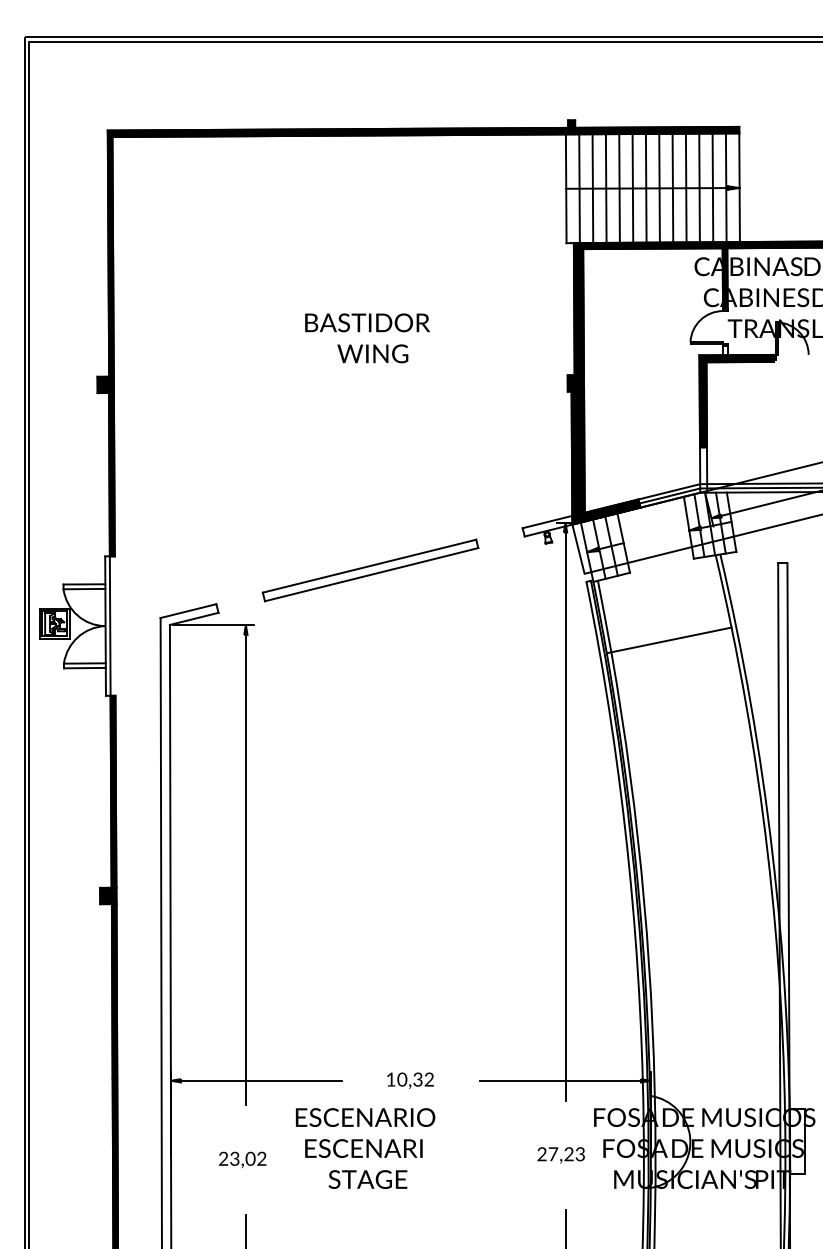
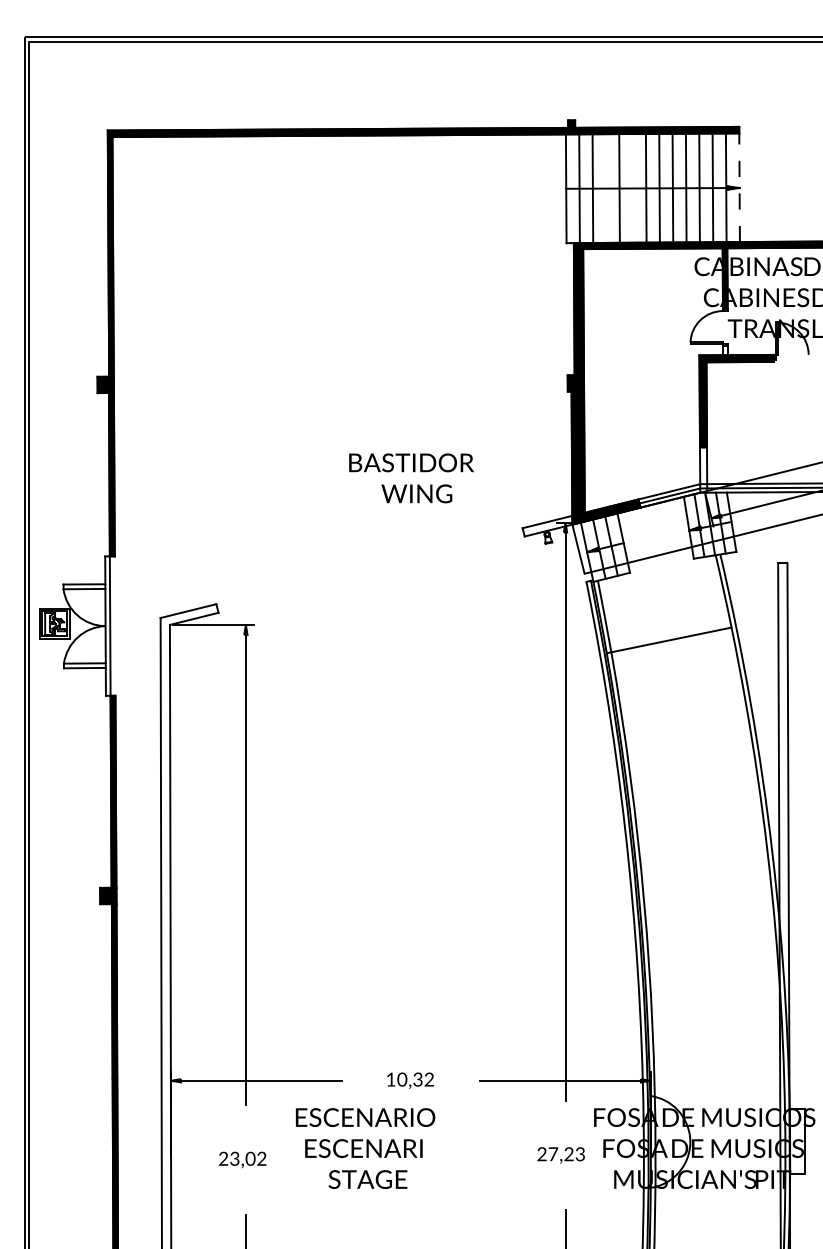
line: solid -> dashed (739, 187)
line: present -> none (605, 188)
line: present -> none (632, 188)
text position: (367, 338) -> (411, 478) (411, 478)
part: present -> none (370, 570)
